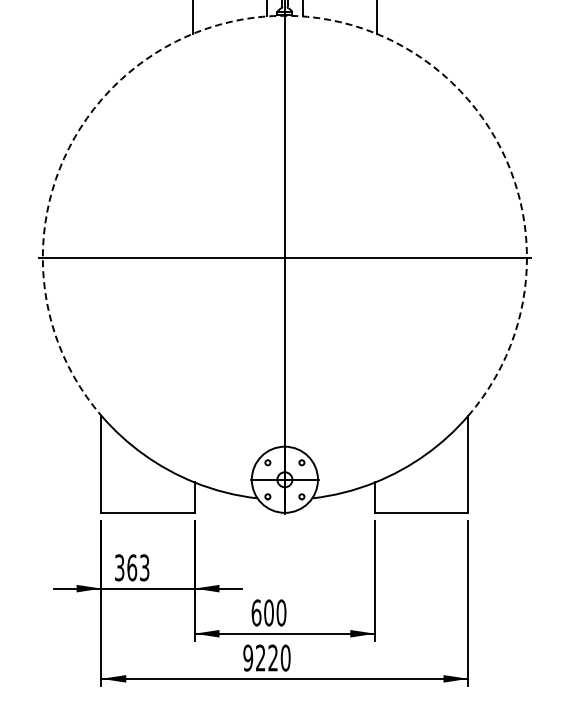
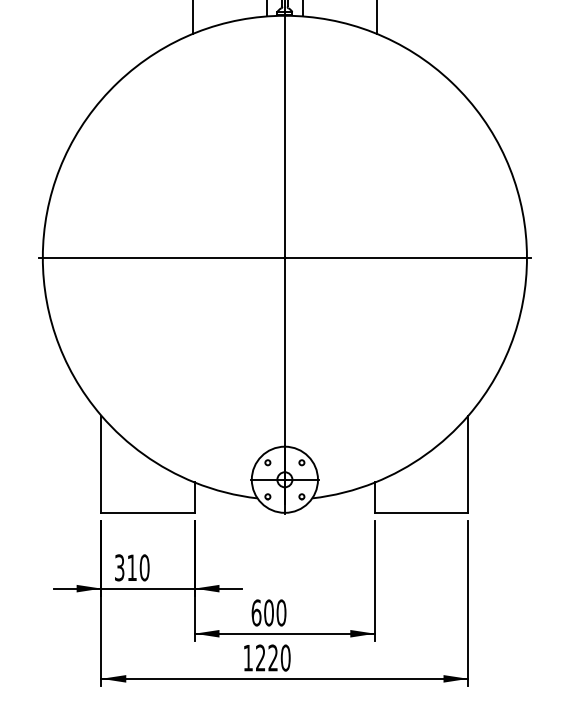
arc: dashed -> solid (284, 15)
text: 363 -> 310 (138, 567)
text: 9220 -> 1220 (248, 657)
